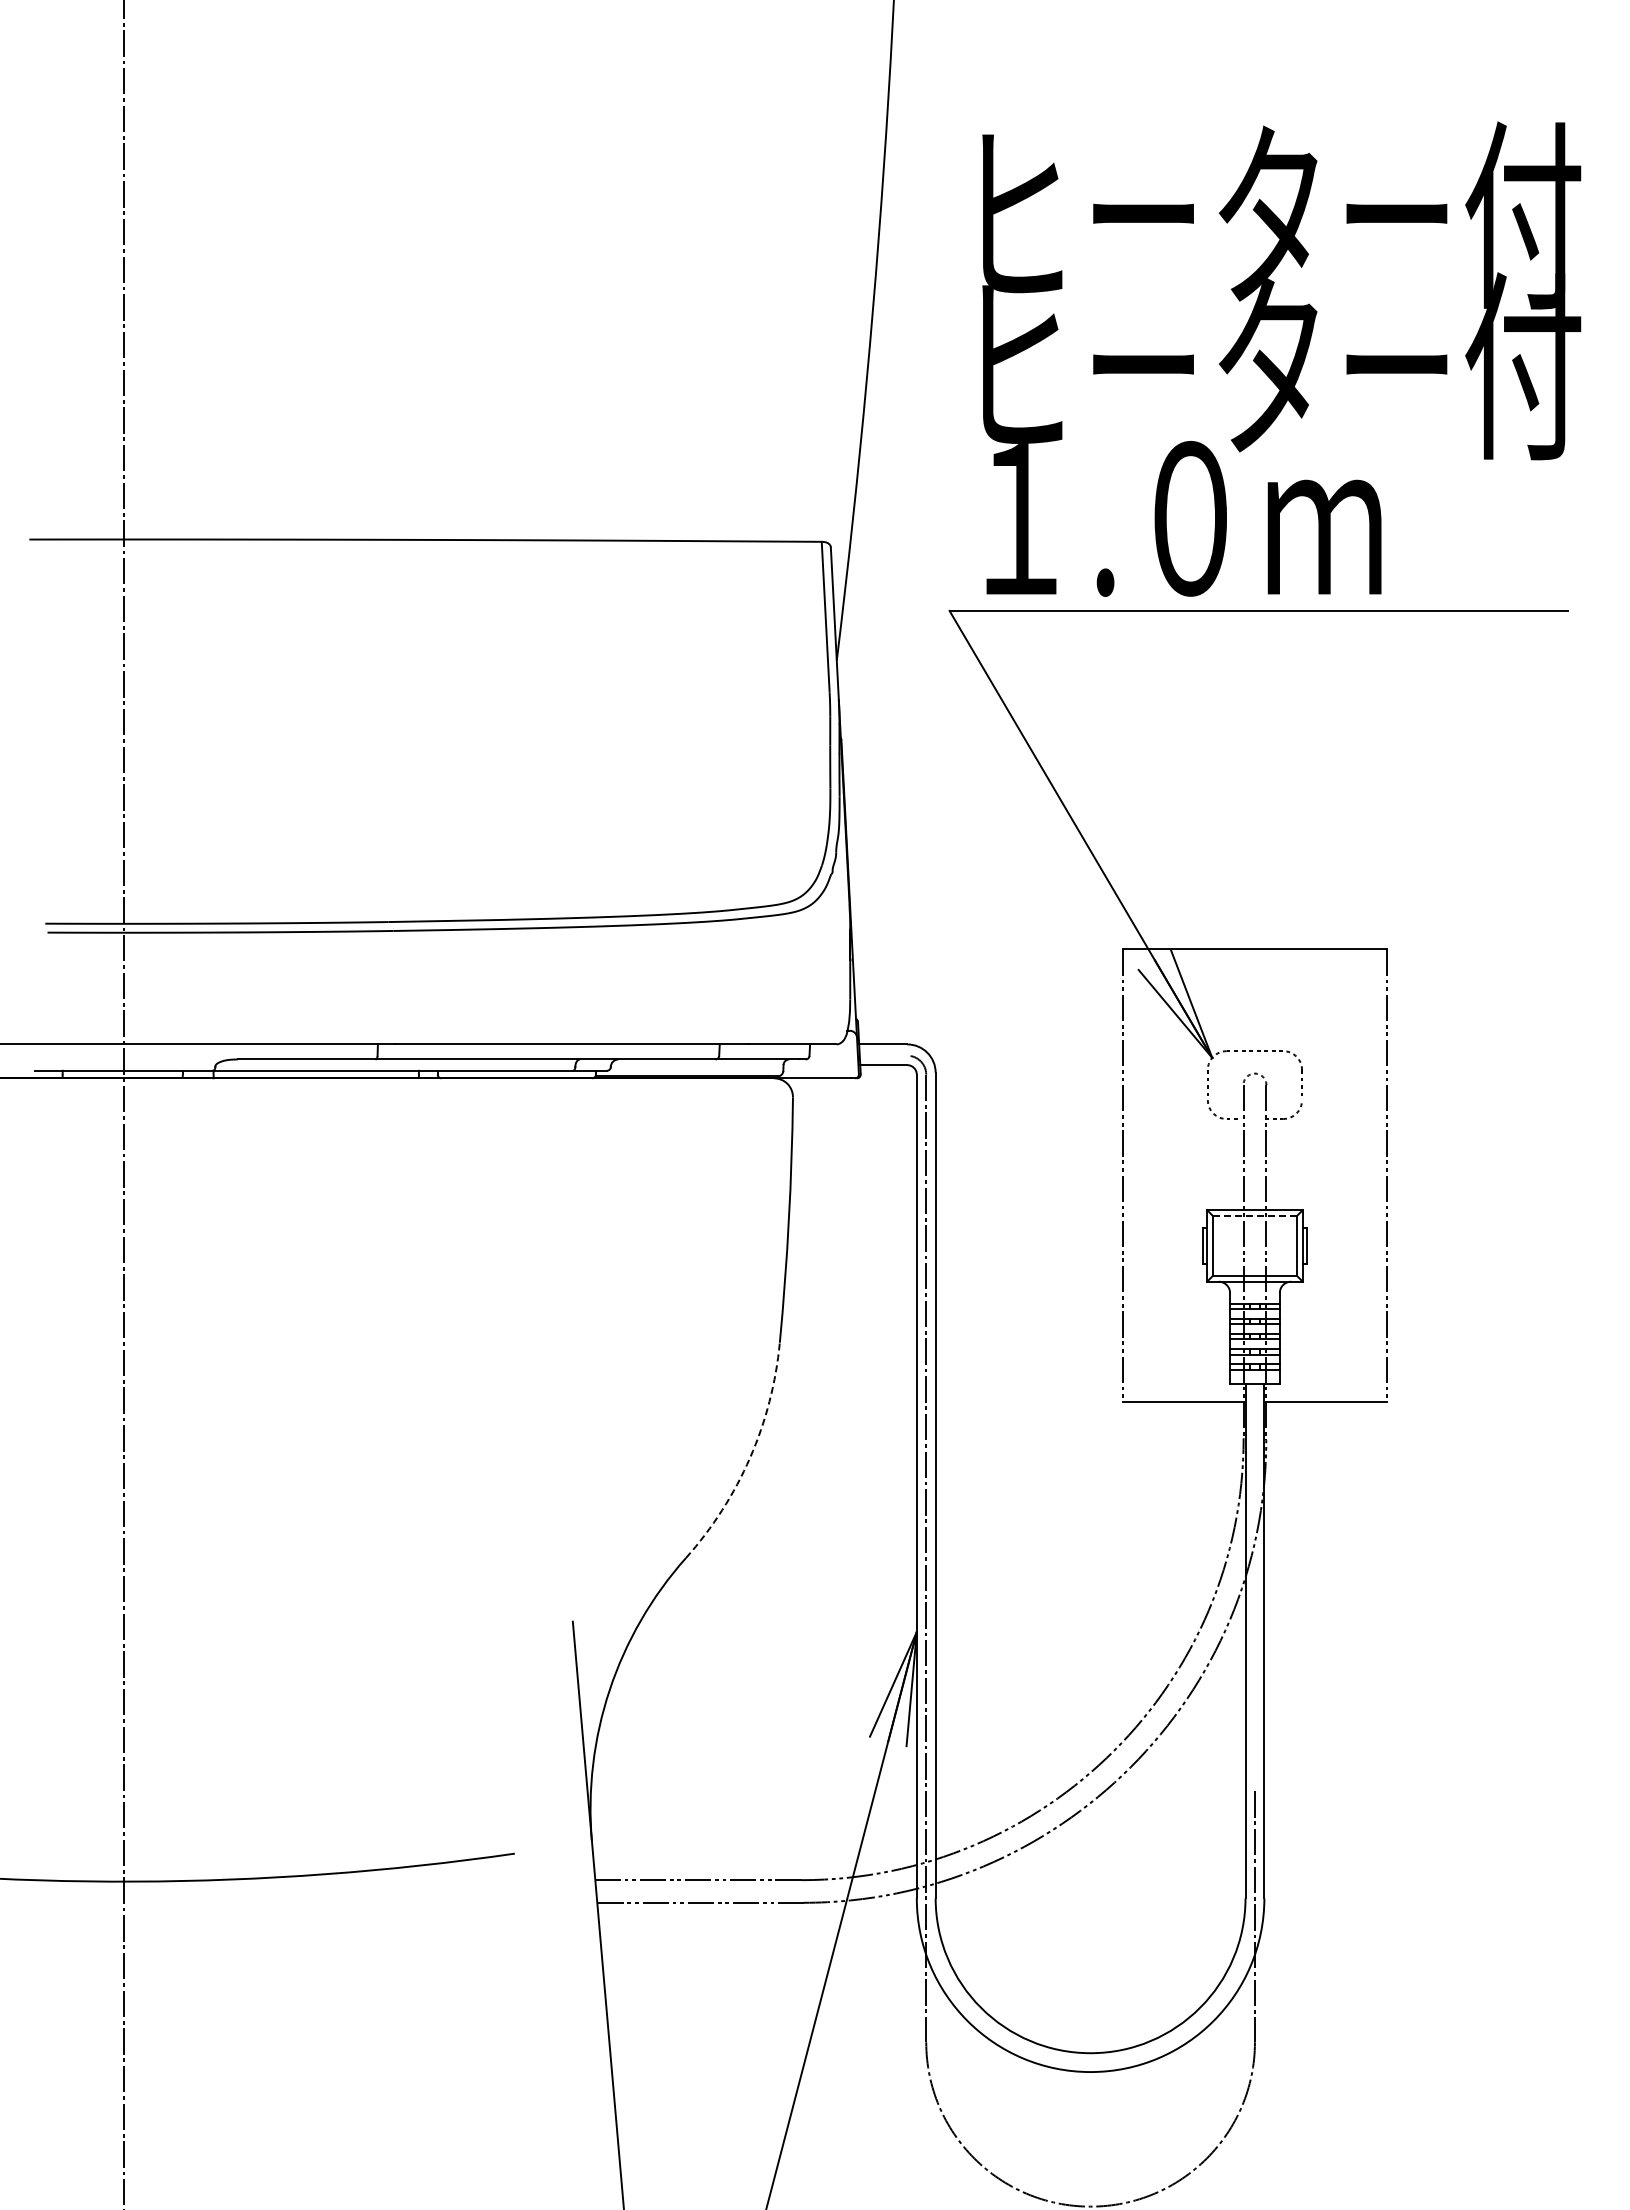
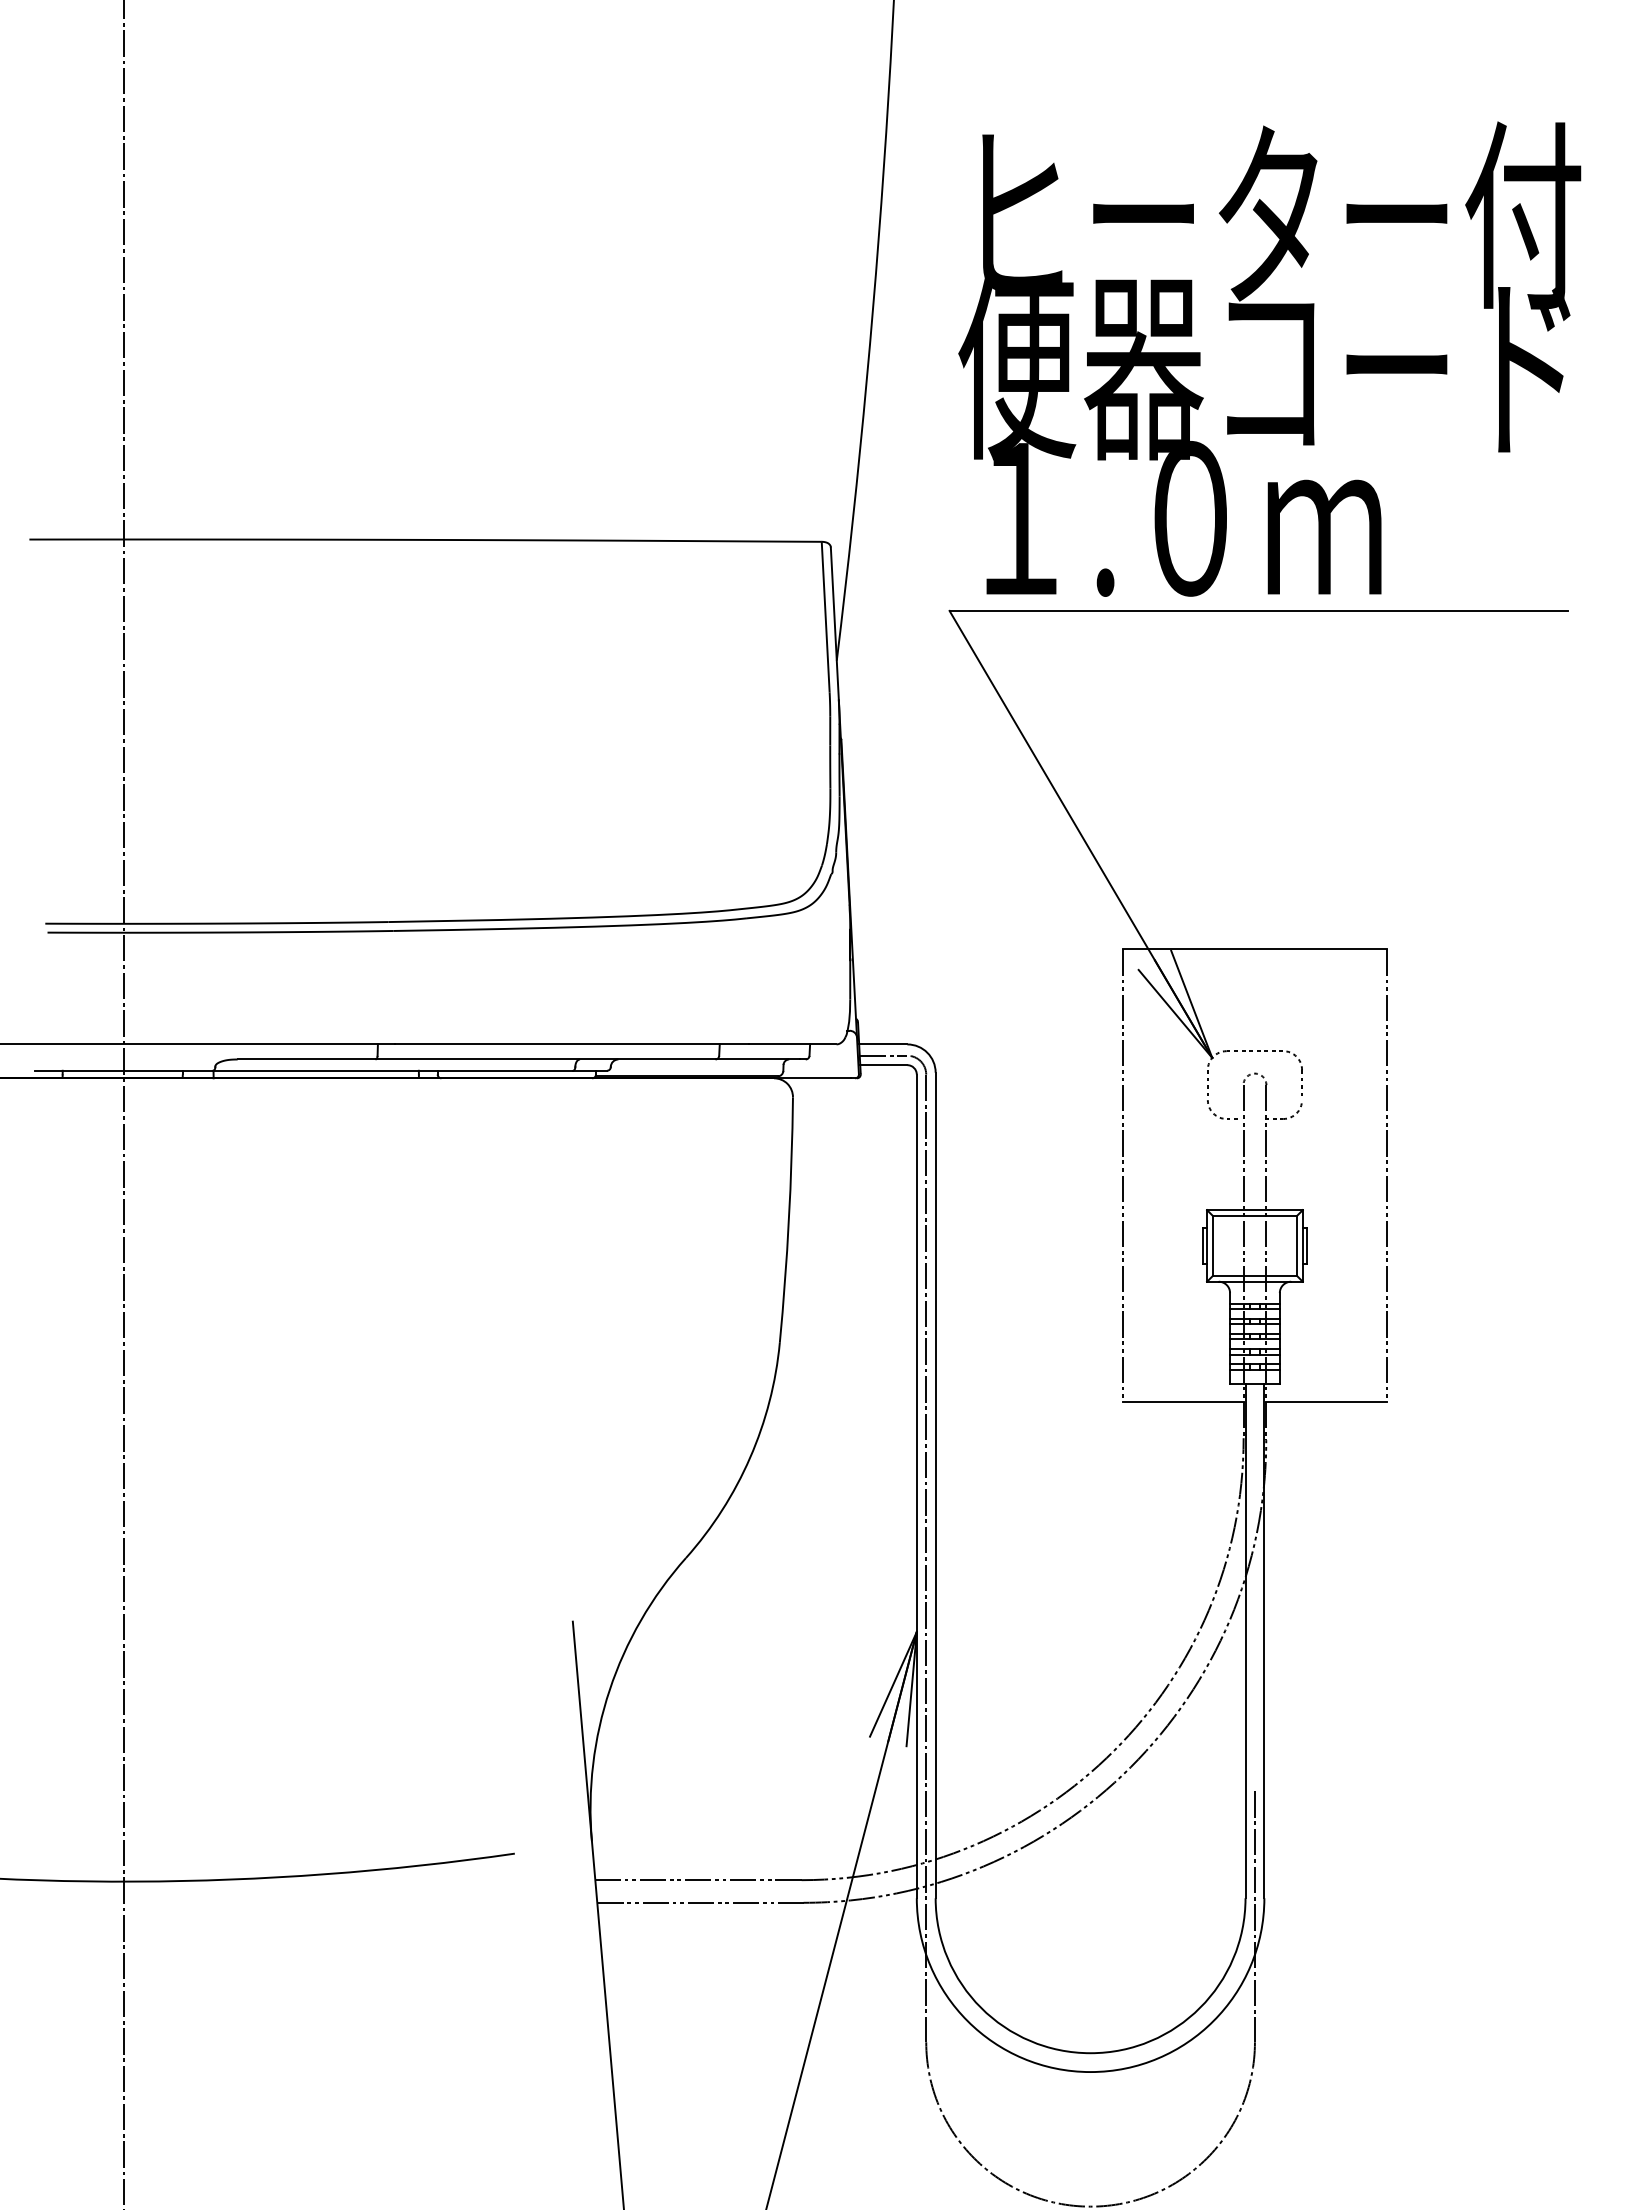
text: ヒーター付 -> 便器コード (1269, 366)
line: none -> present (883, 1055)
line: dashed -> solid (1254, 1215)
arc: dashed -> solid (750, 1457)
